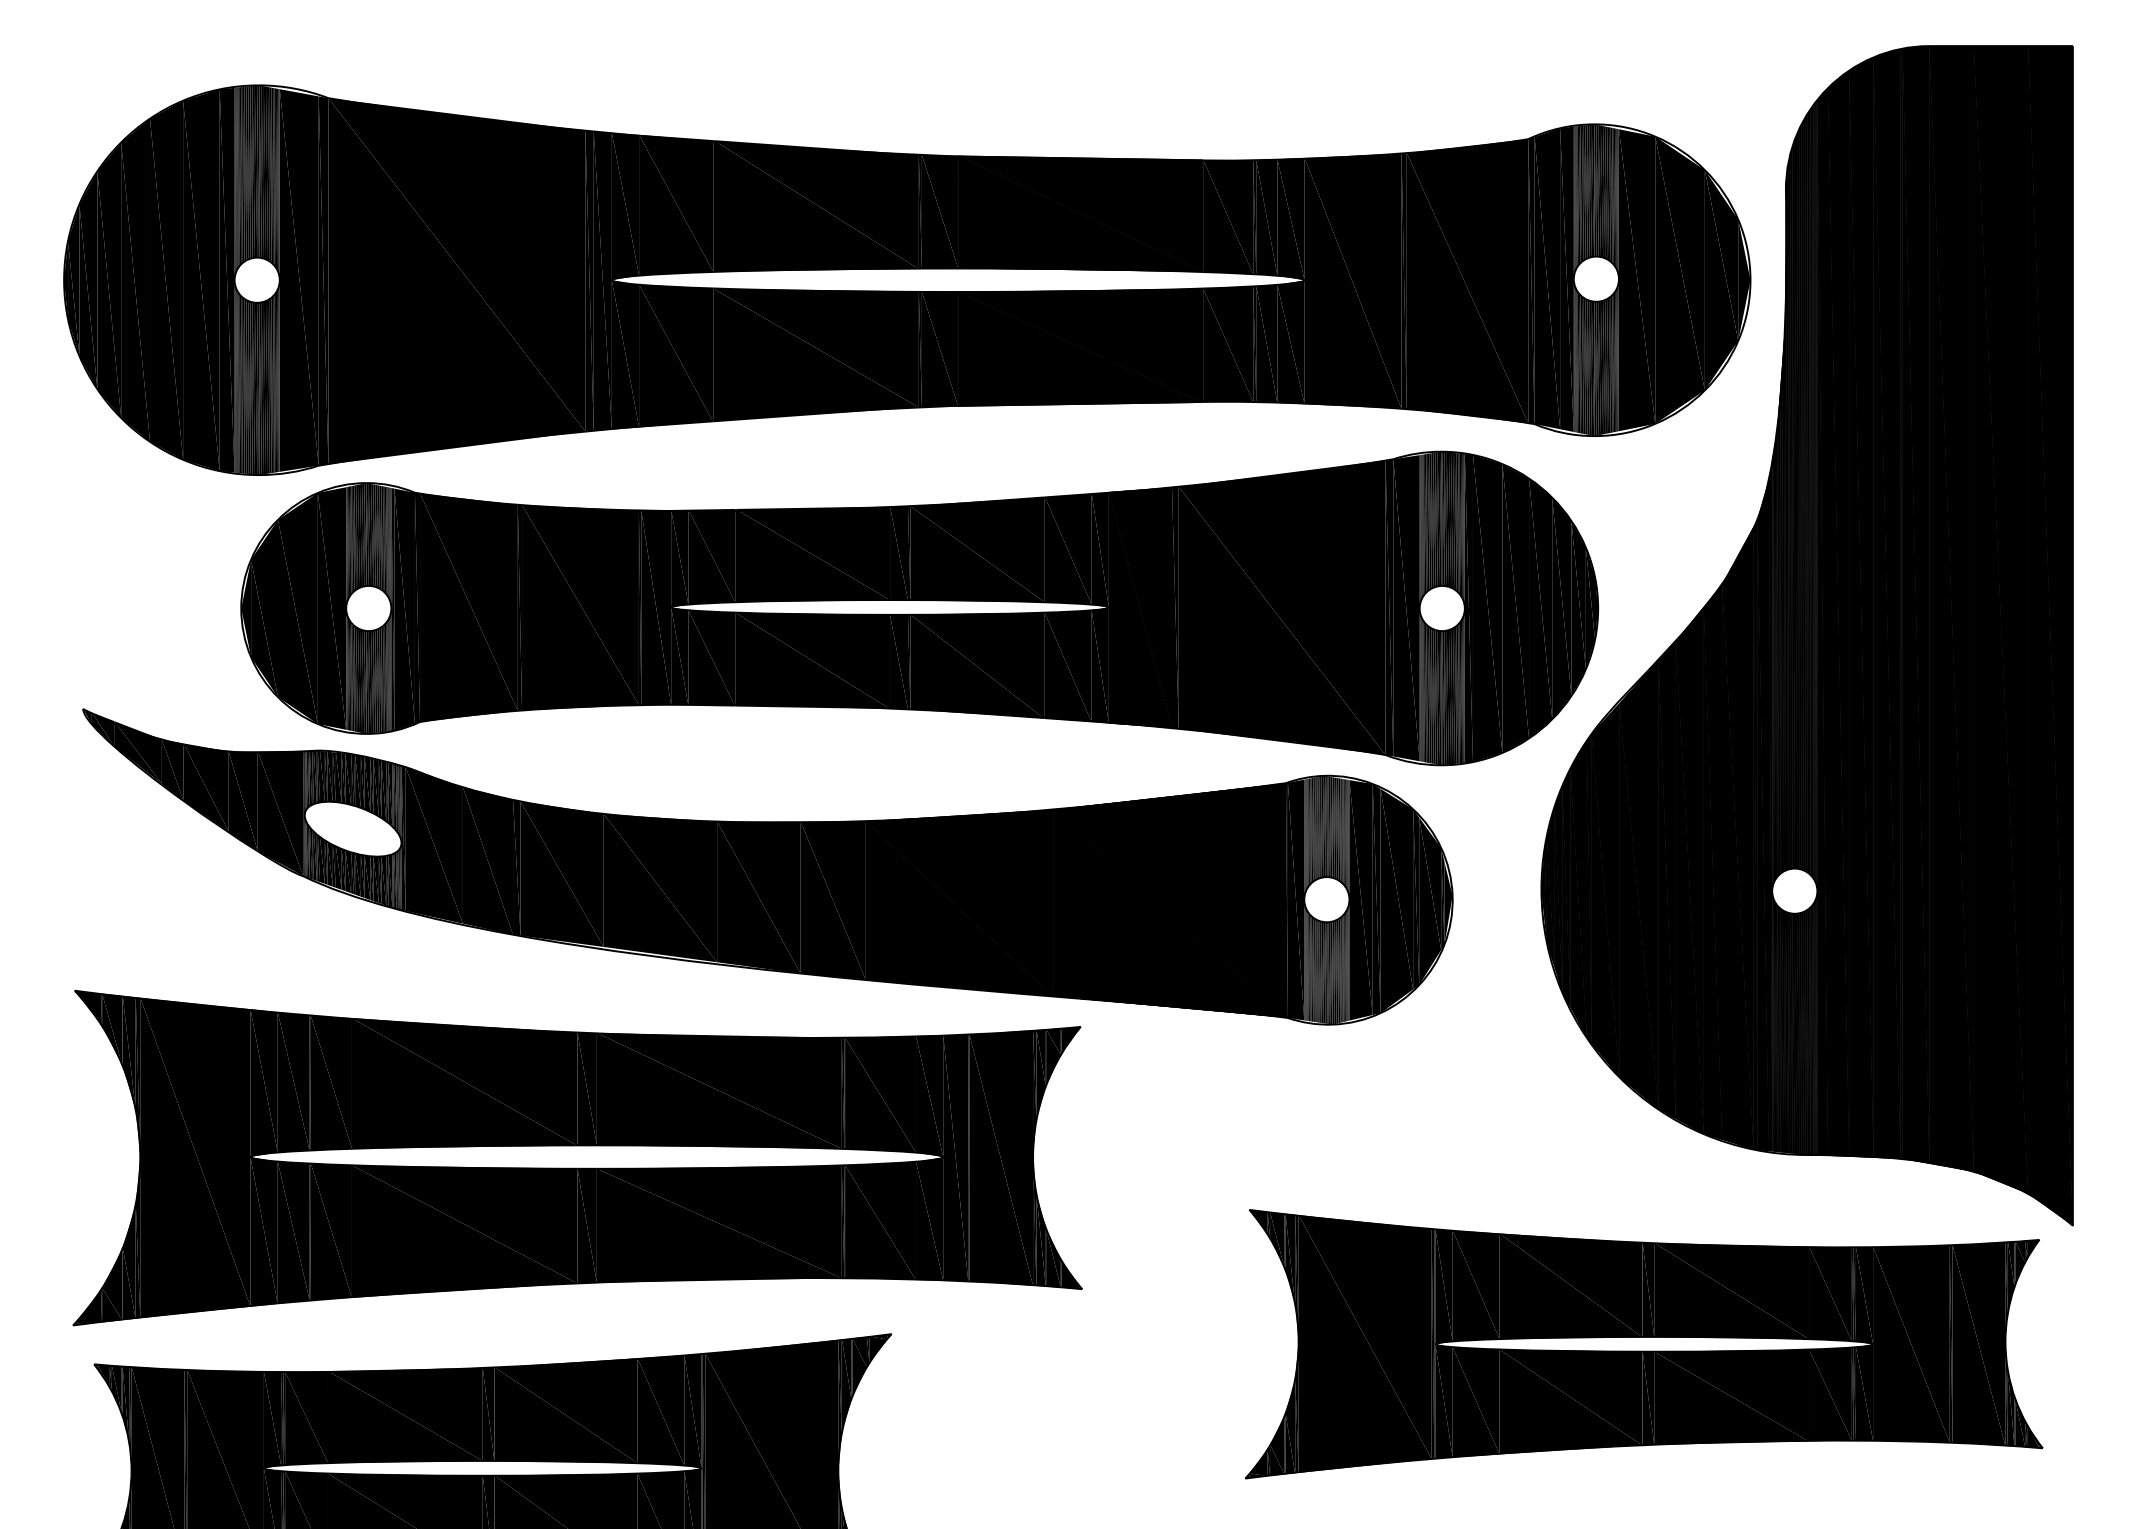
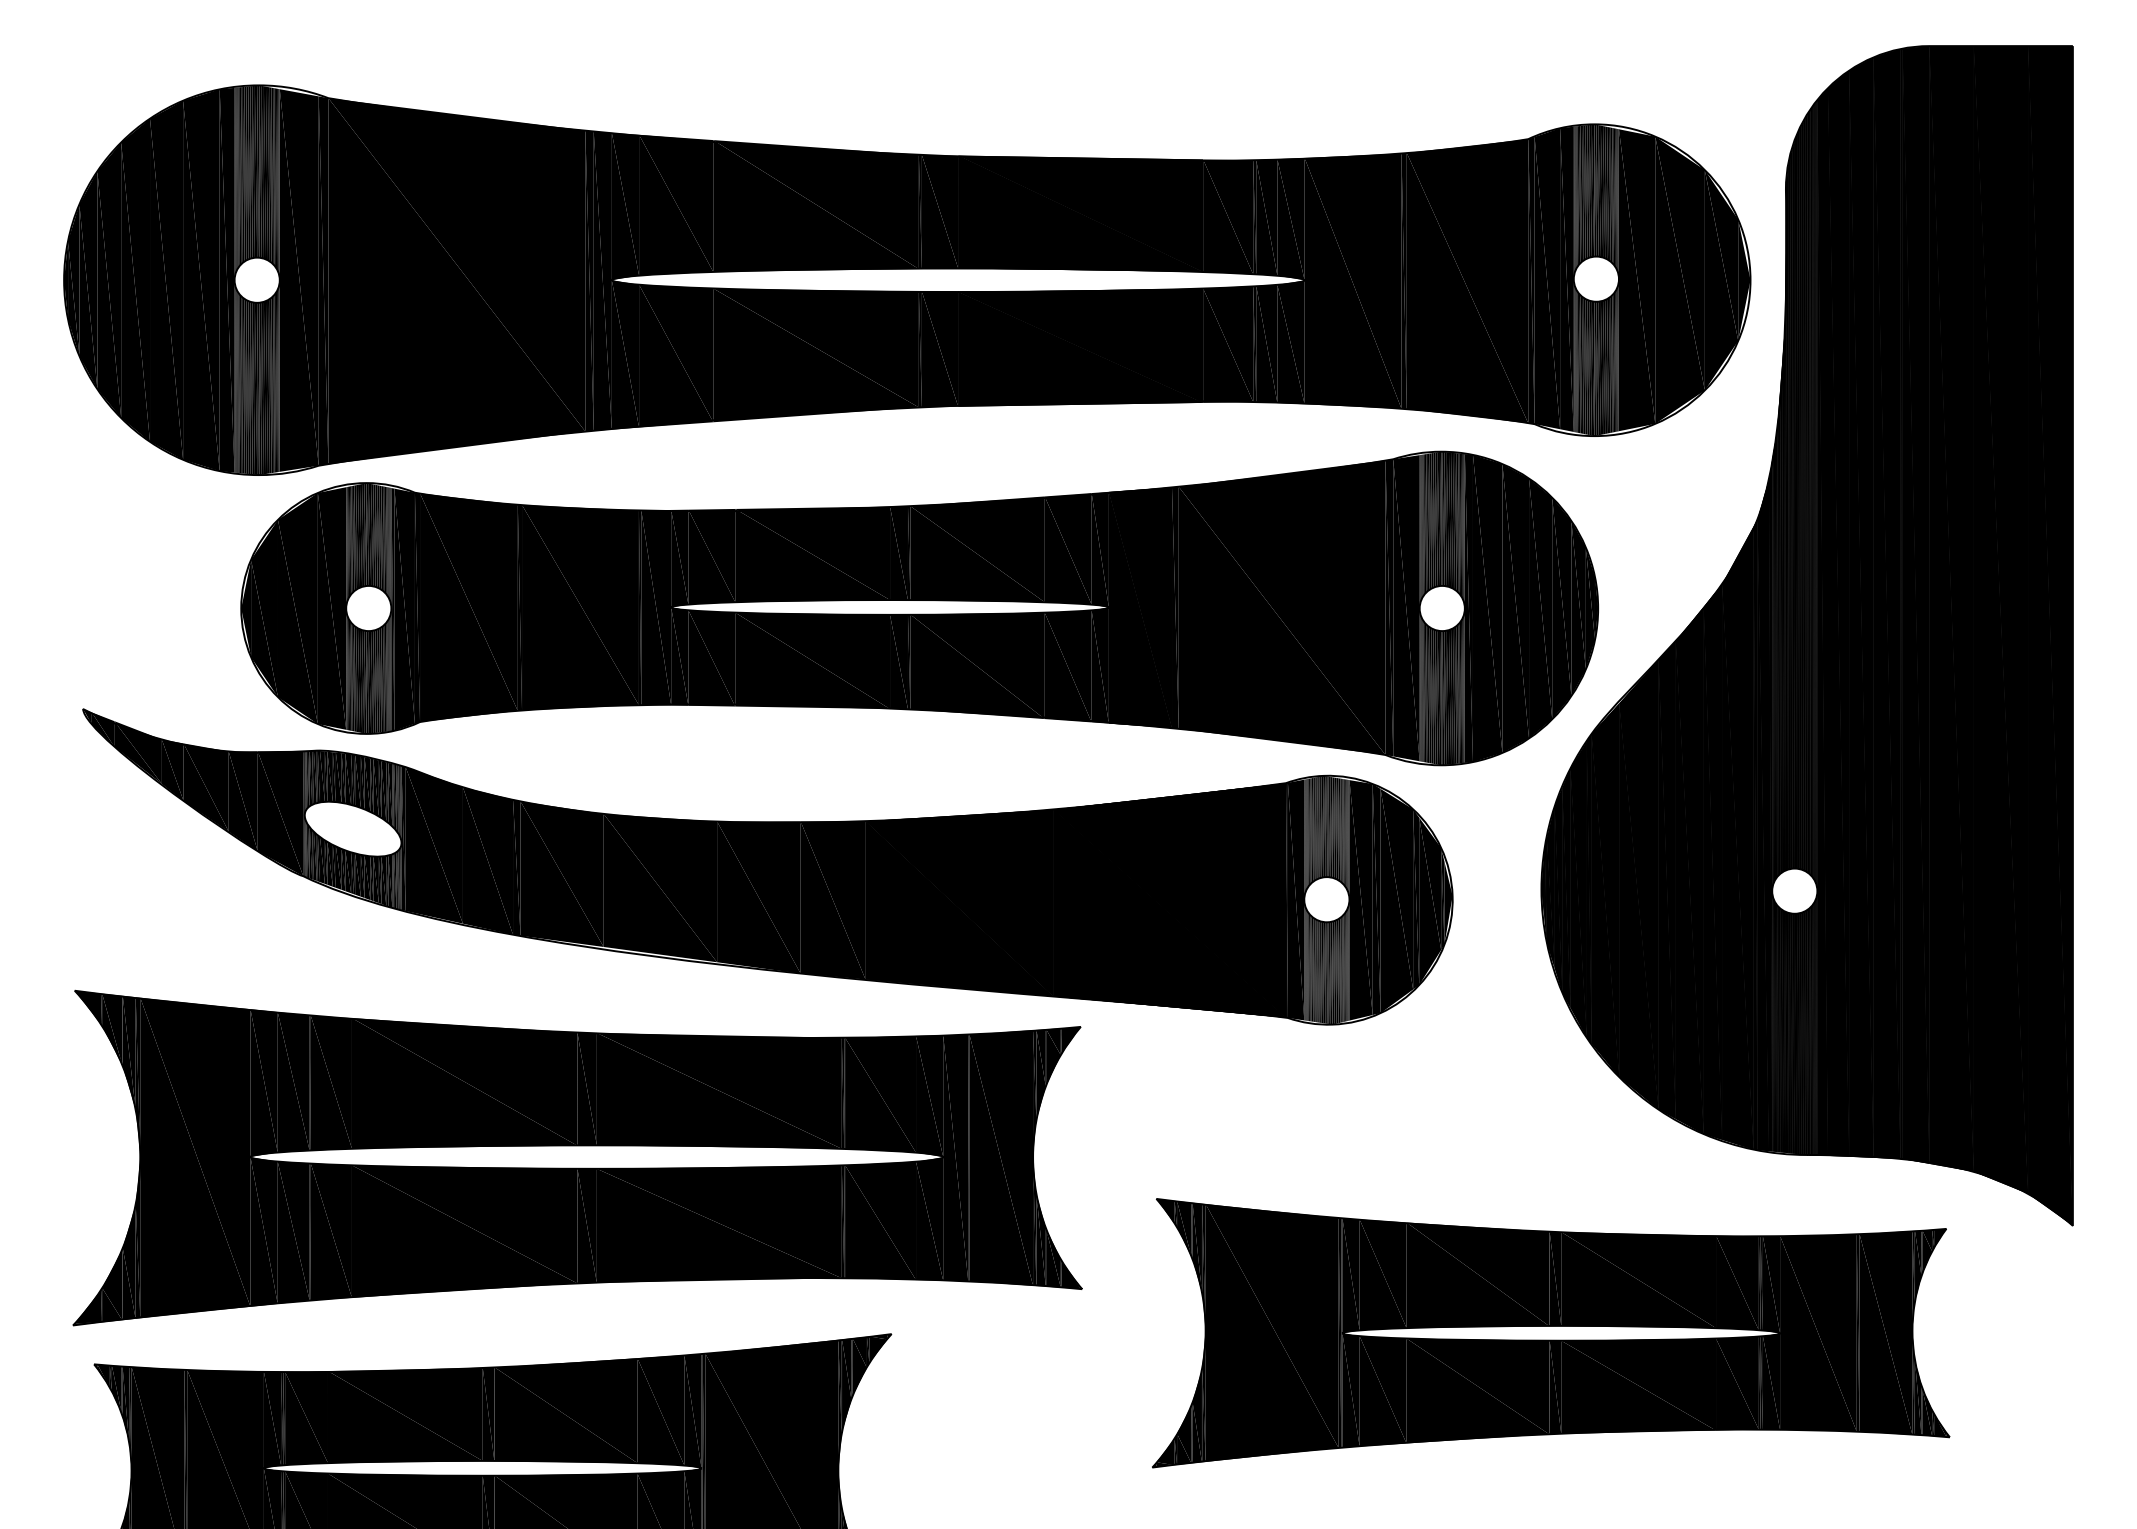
part position: (1644, 1344) -> (1551, 1333) (1551, 1333)
